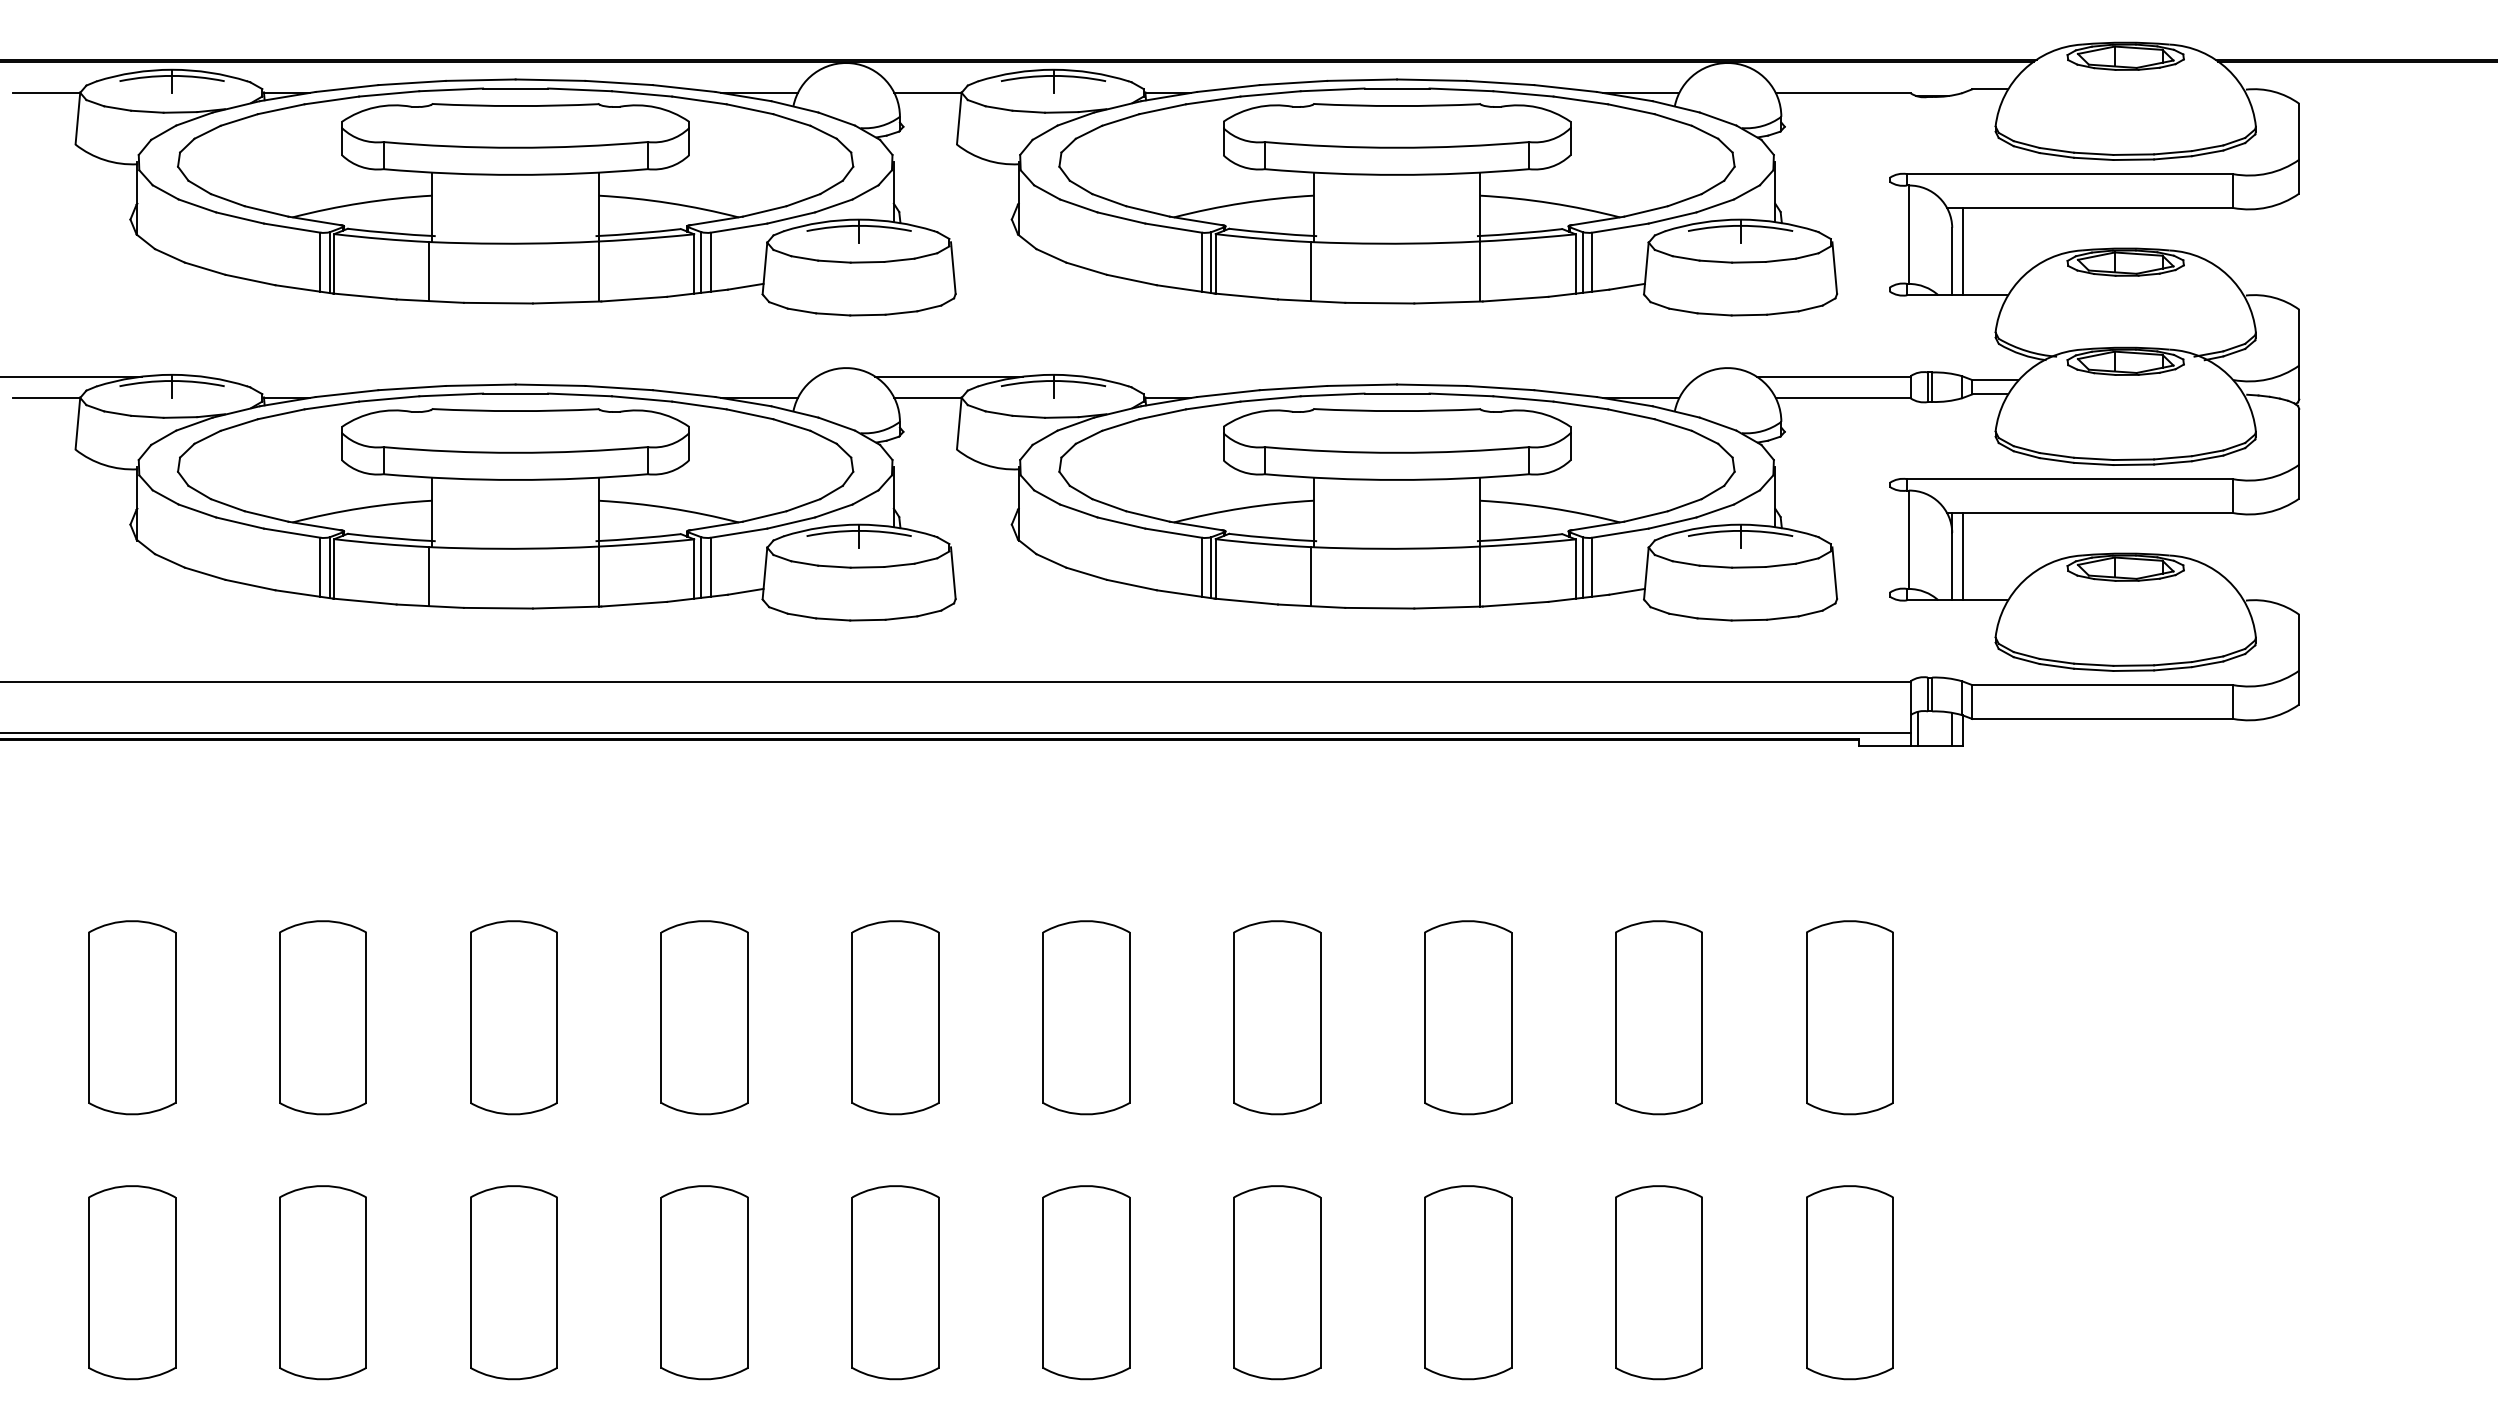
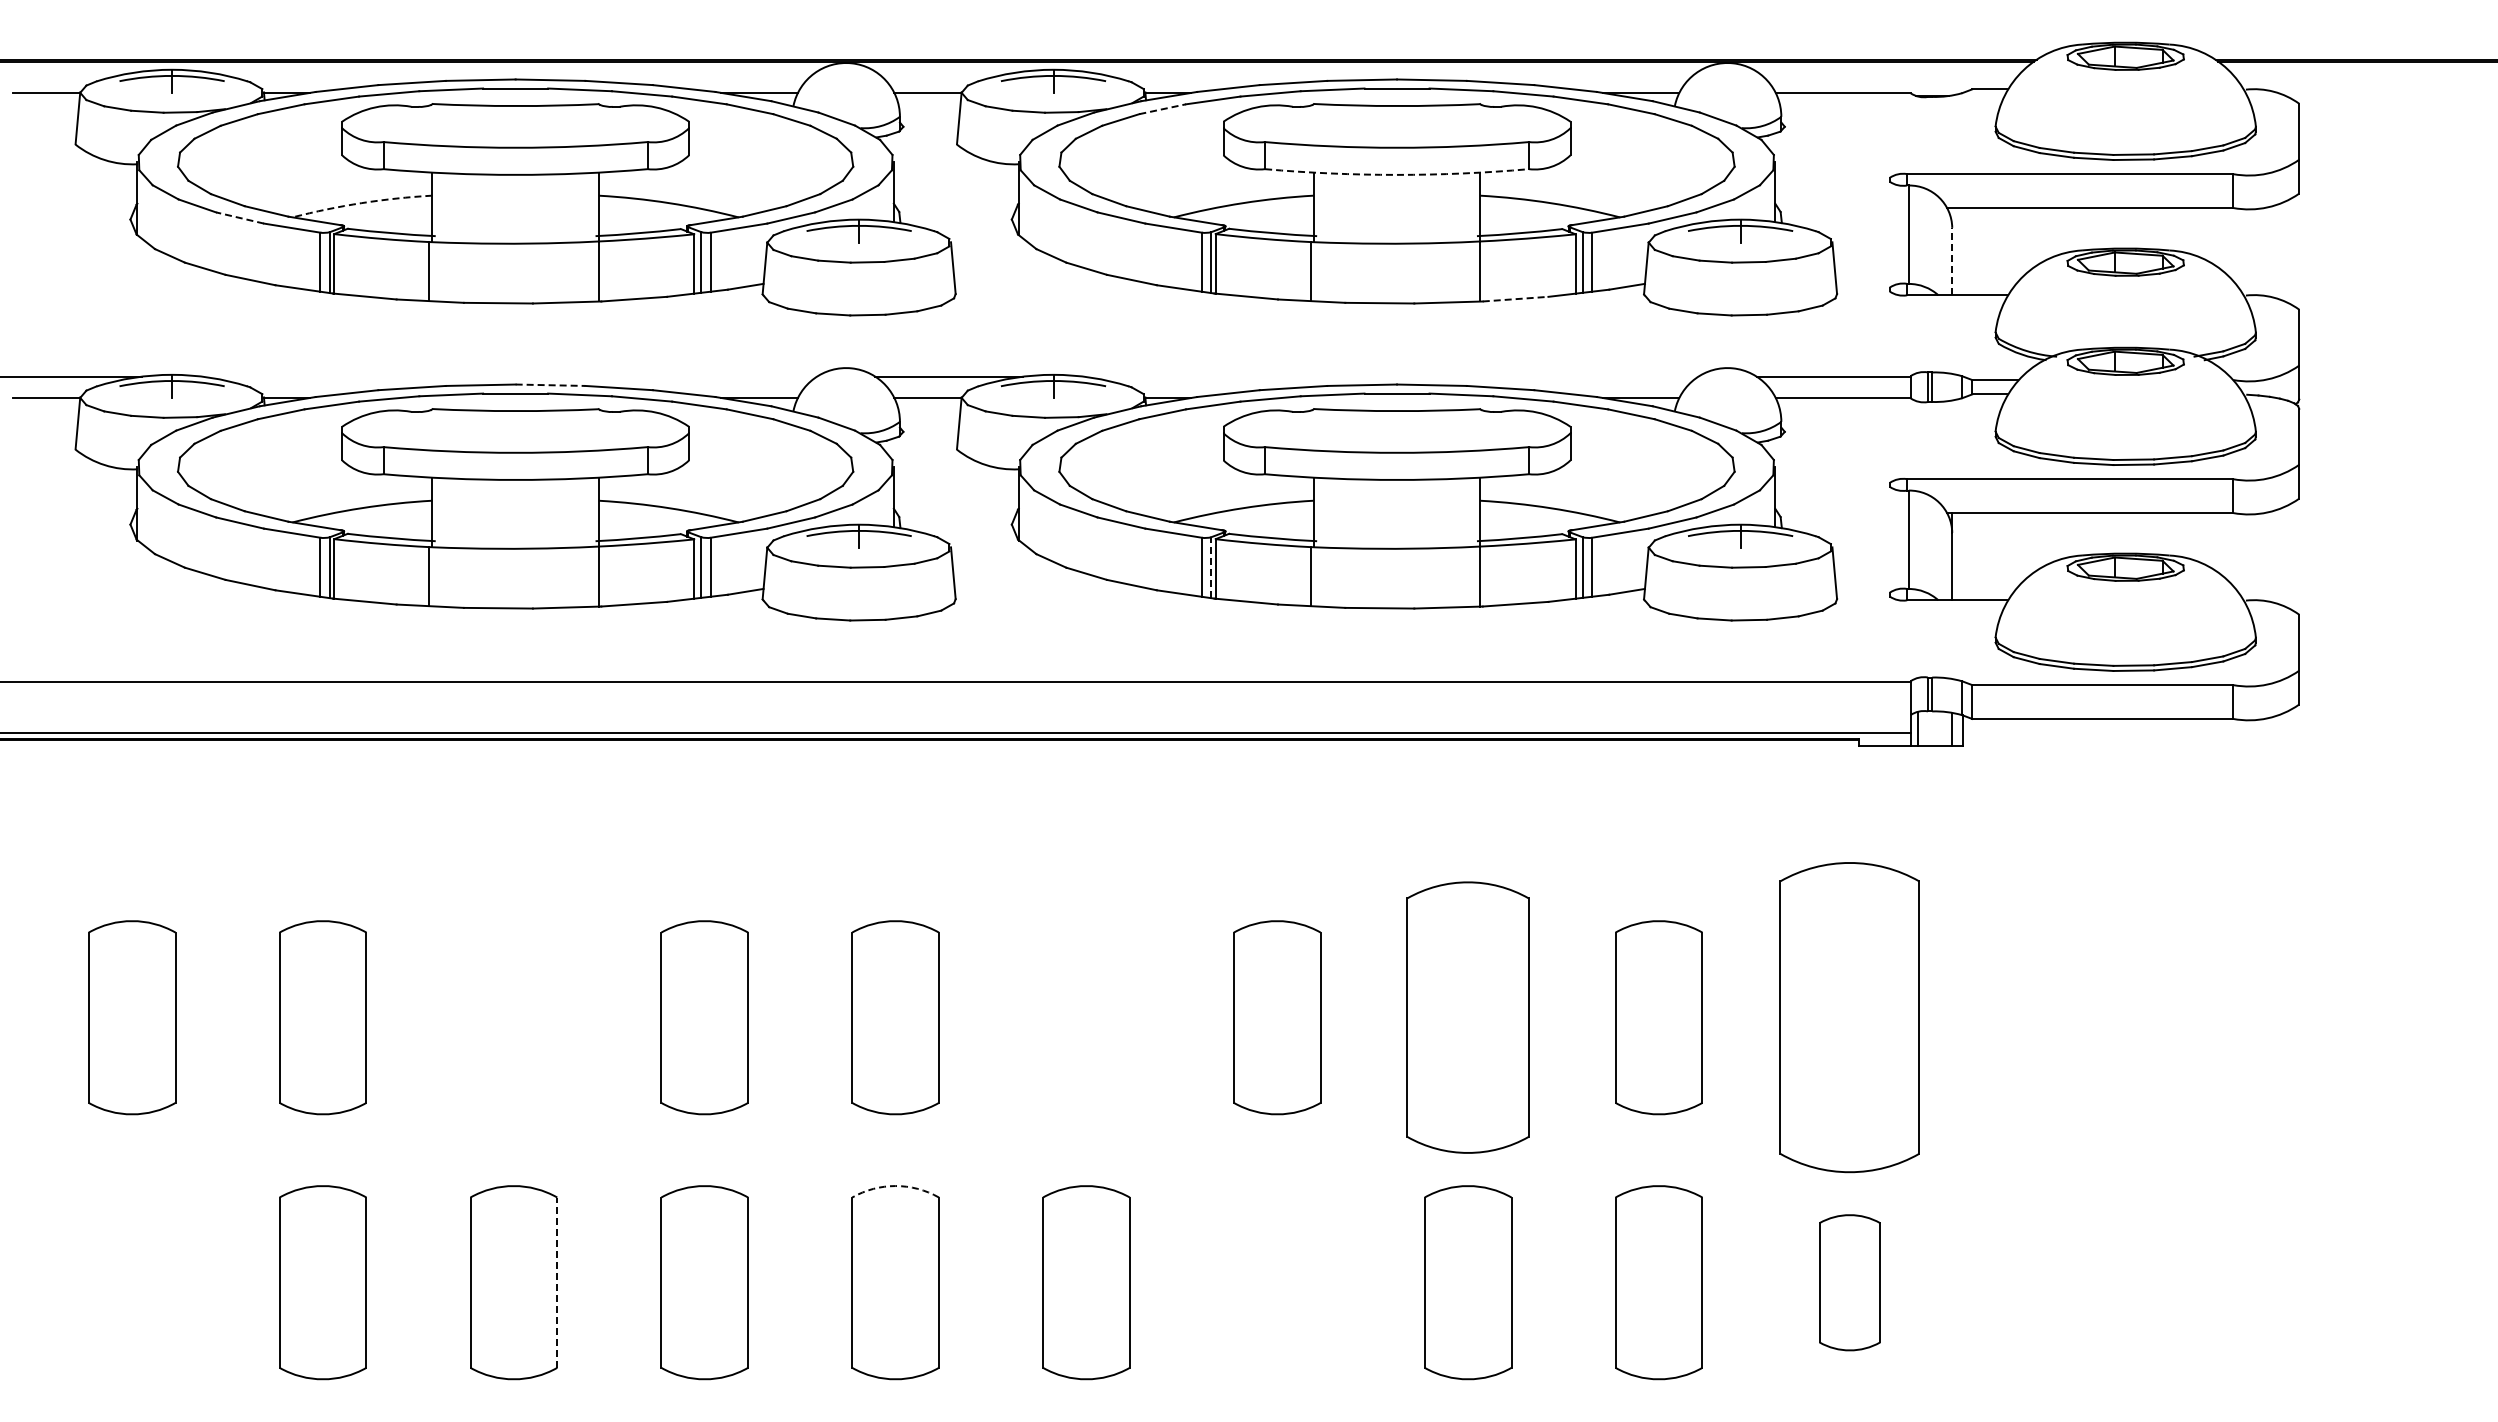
line: solid -> dashed (1162, 109)
arc: solid -> dashed (1397, 174)
arc: solid -> dashed (361, 203)
line: solid -> dashed (240, 218)
line: present -> none (1962, 251)
line: solid -> dashed (1952, 261)
line: solid -> dashed (1515, 299)
line: solid -> dashed (550, 385)
line: present -> none (1962, 556)
line: solid -> dashed (1211, 567)
part: present -> none (513, 1017)
part: present -> none (1086, 1017)
part size: 89x196 px -> 124x273 px (1467, 1017)
part size: 88x196 px -> 141x312 px (1849, 1017)
arc: solid -> dashed (895, 1186)
part: present -> none (132, 1282)
line: solid -> dashed (557, 1282)
part: present -> none (1277, 1282)
part size: 88x196 px -> 62x138 px (1849, 1282)
